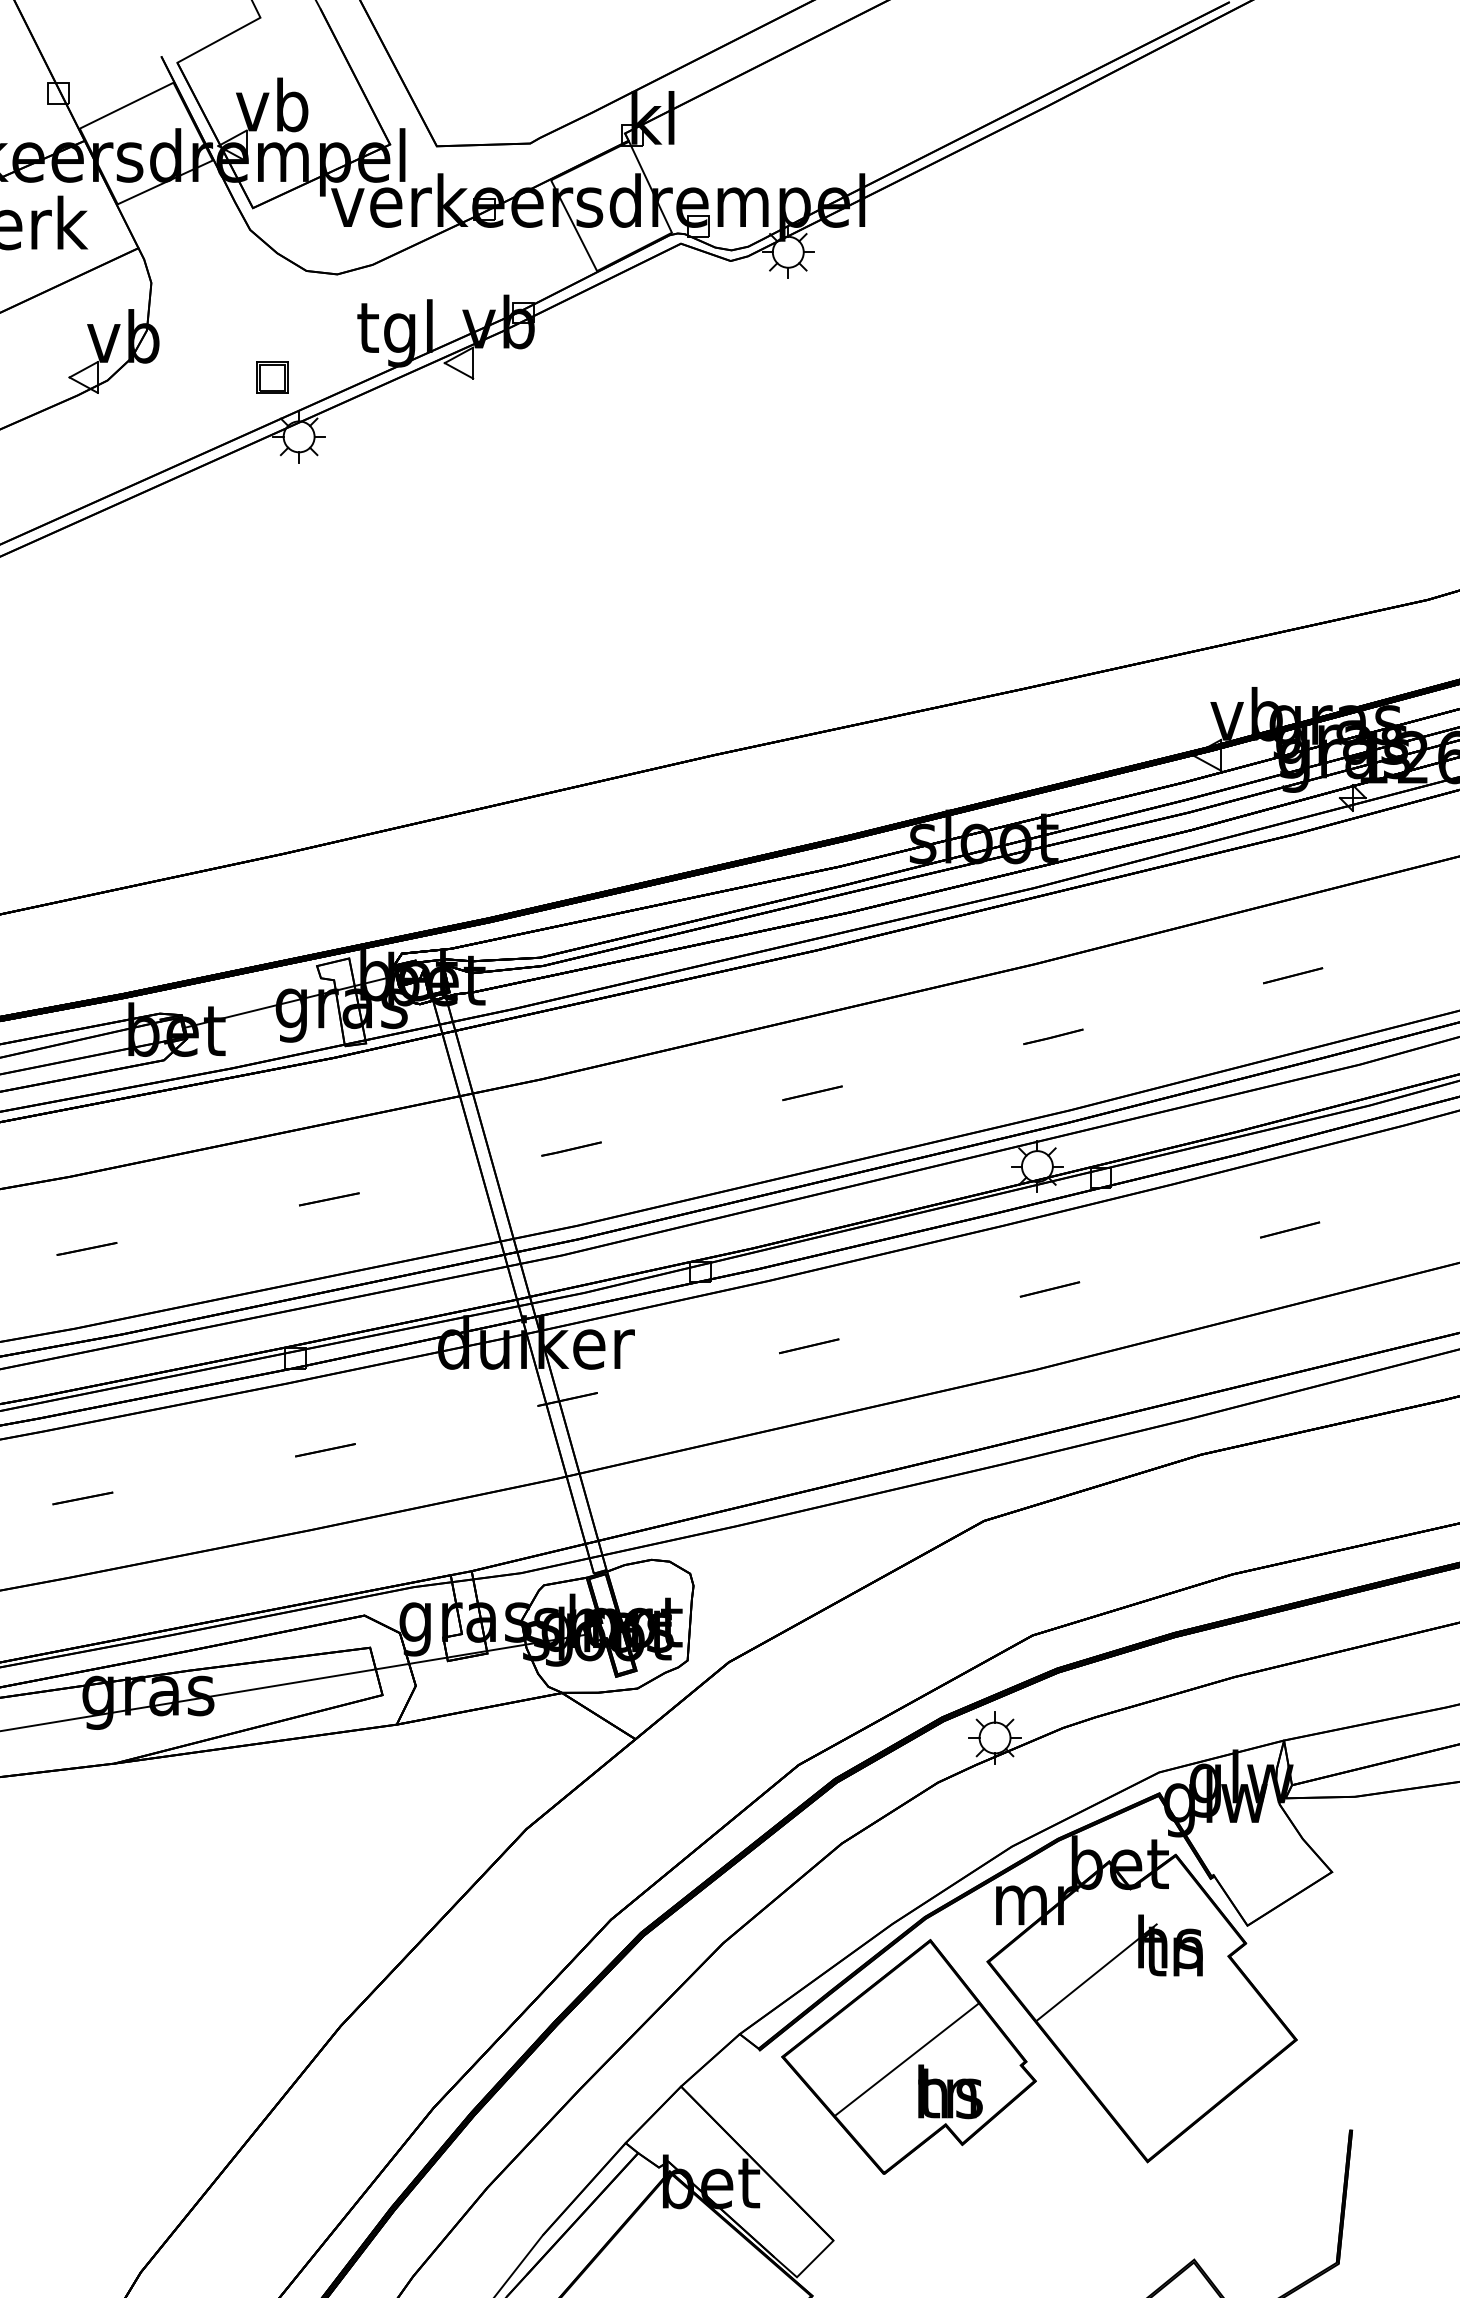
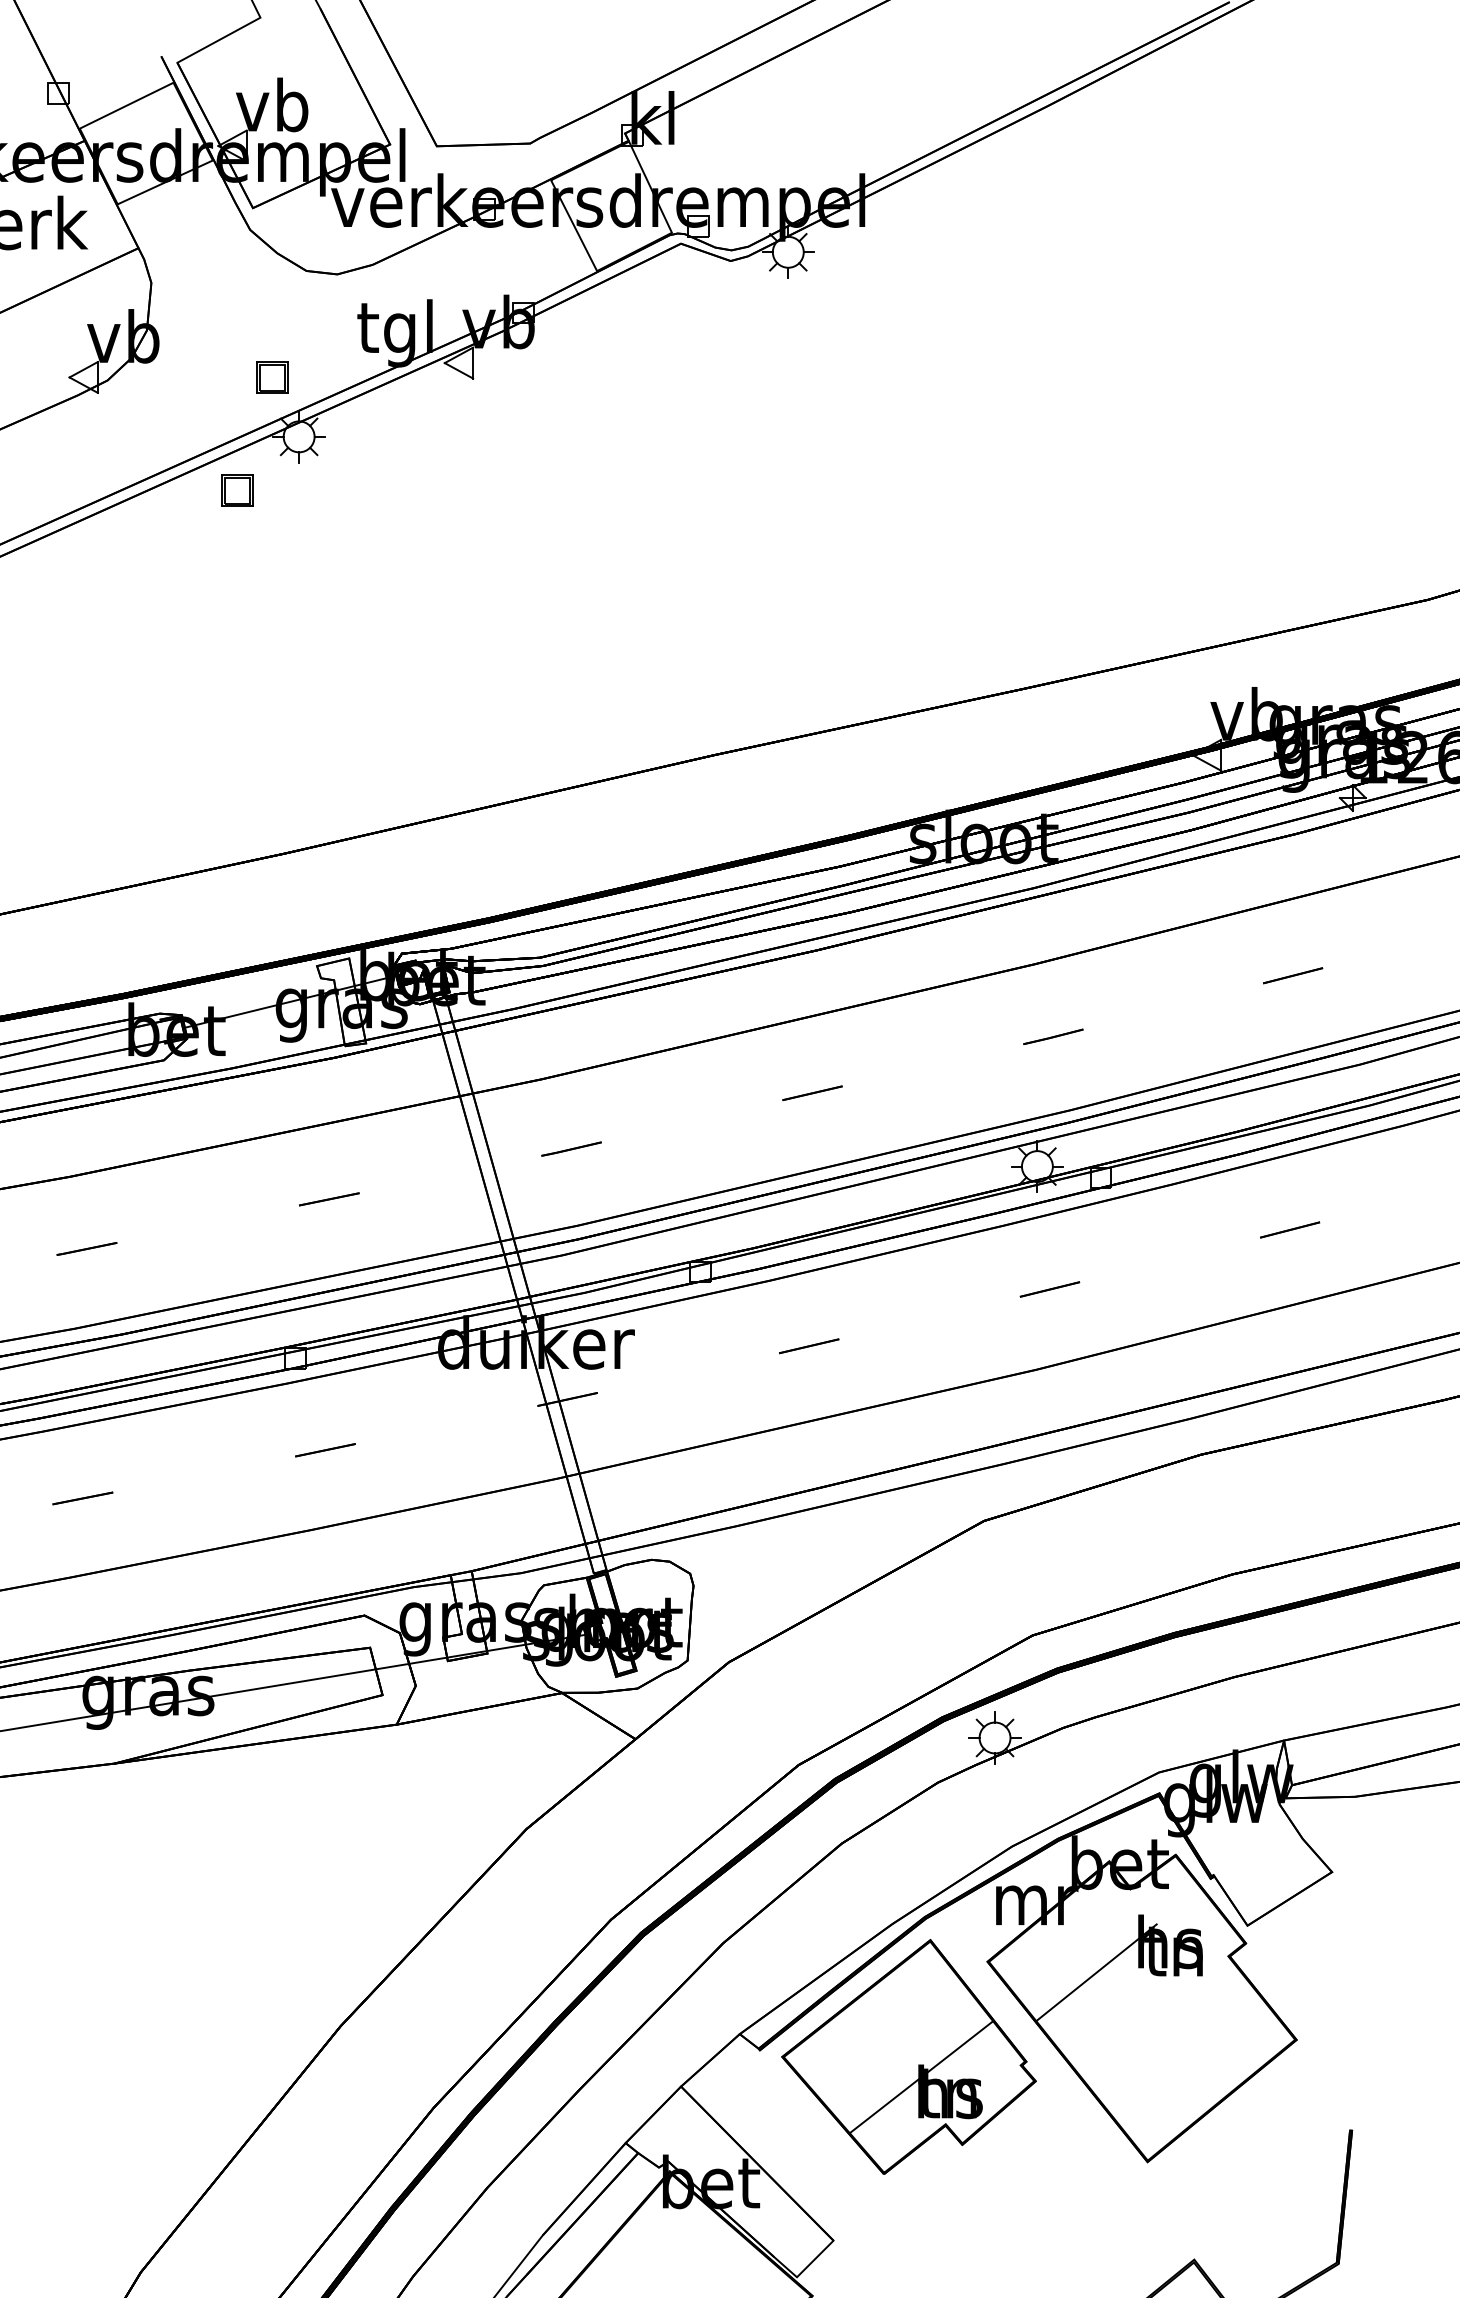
part: none -> present (237, 490)
line position: (906, 2059) -> (920, 2077) (920, 2077)
